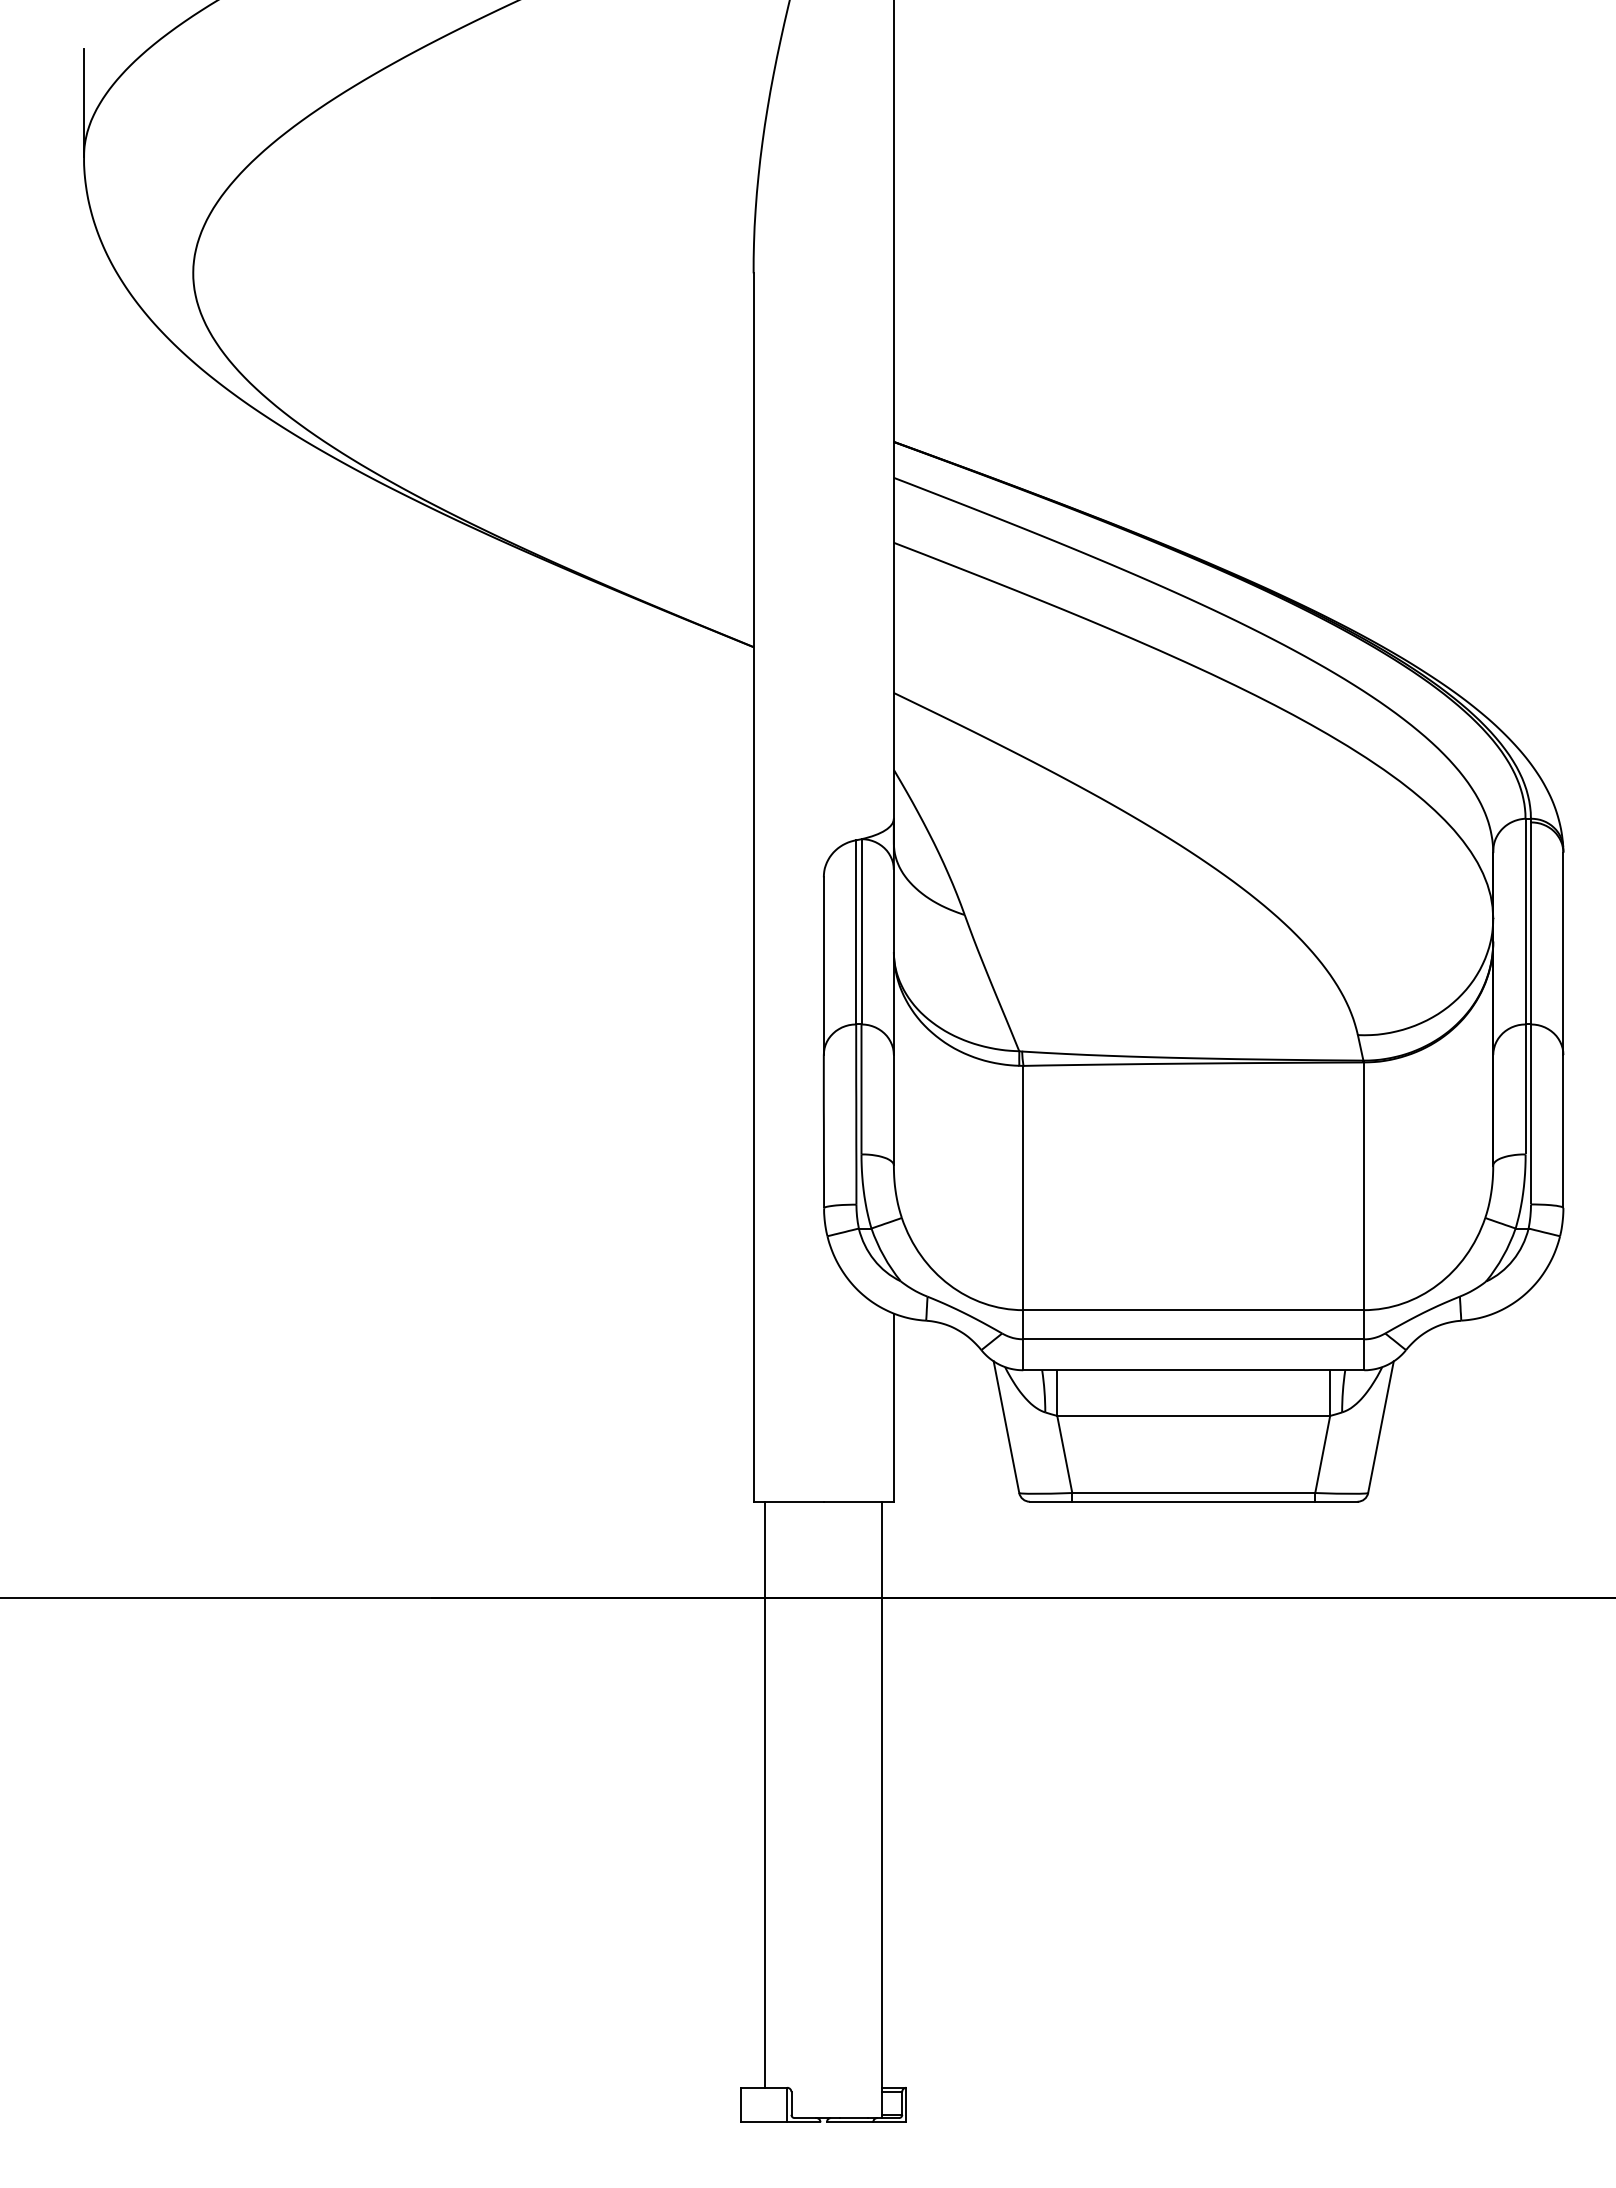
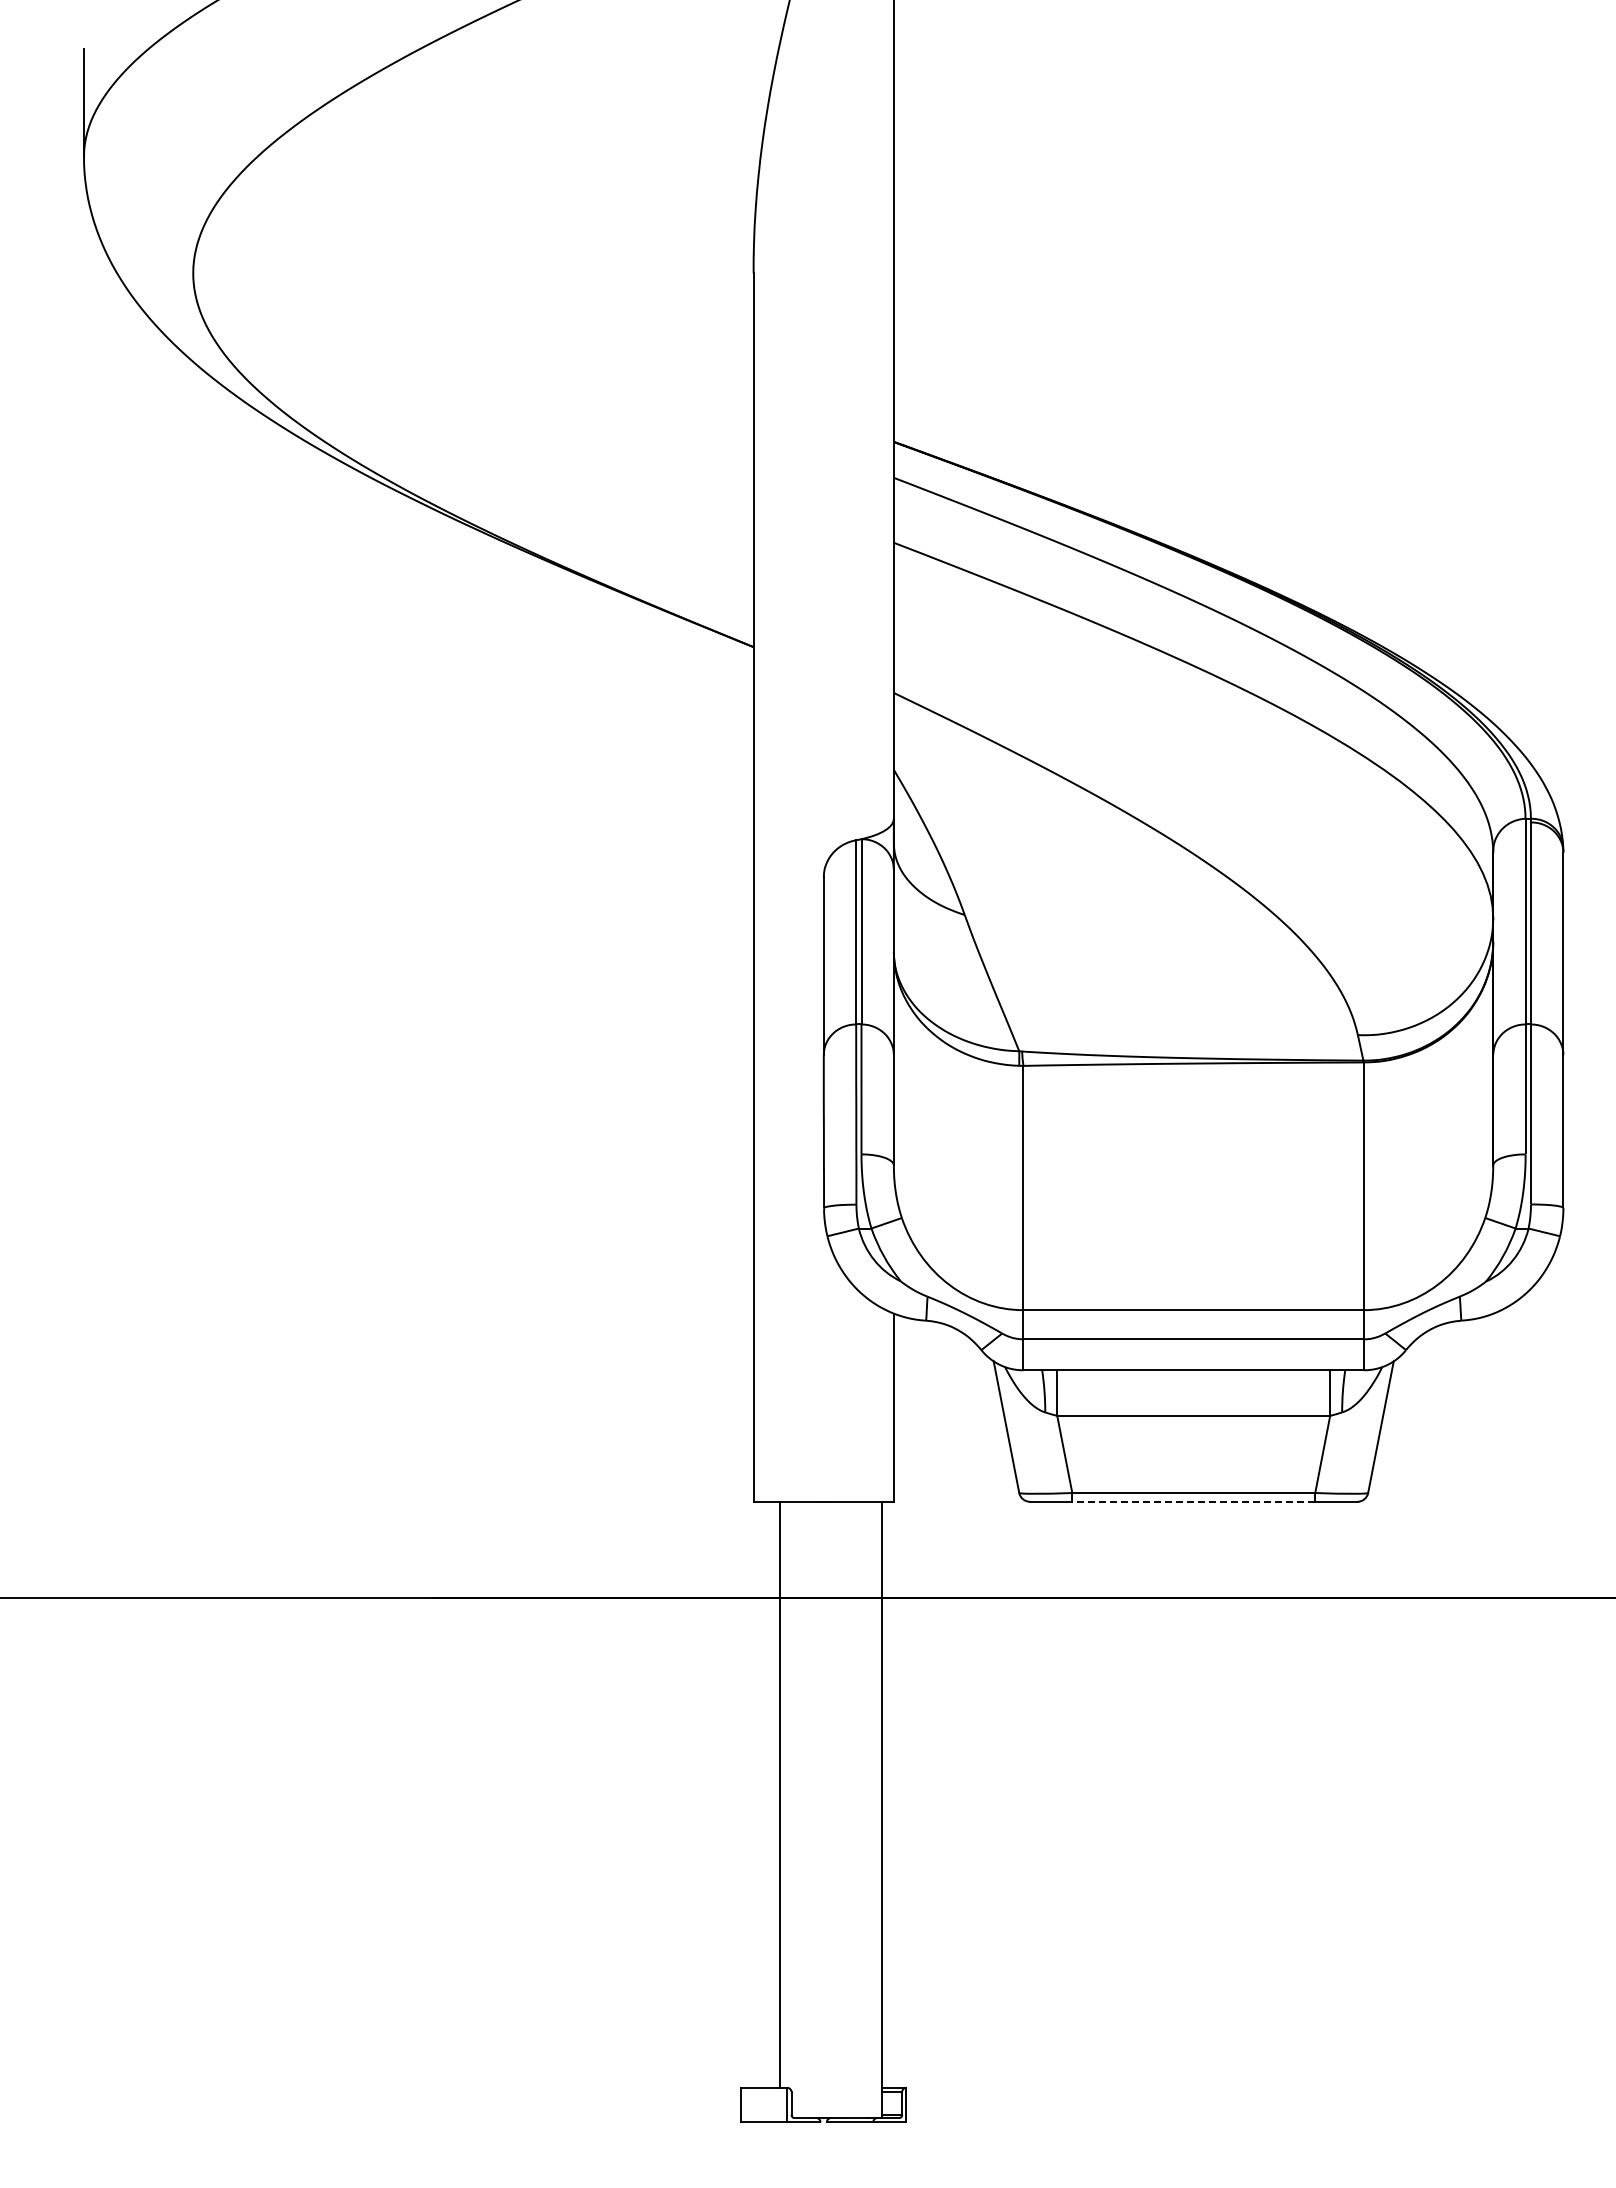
line: solid -> dashed (1193, 1501)
line position: (765, 1794) -> (780, 1794) (780, 1794)
